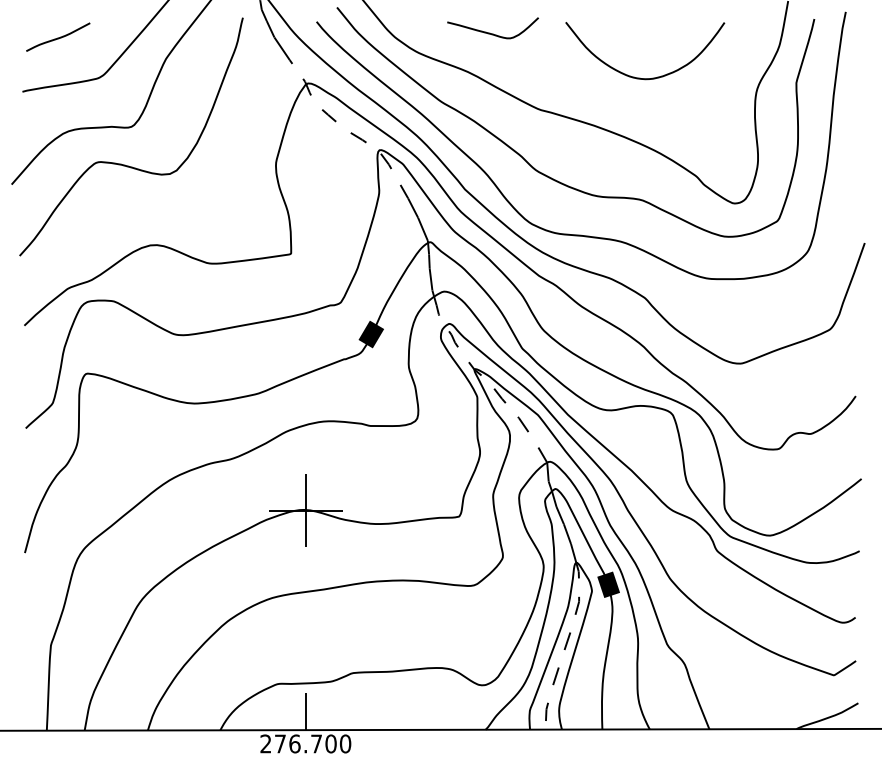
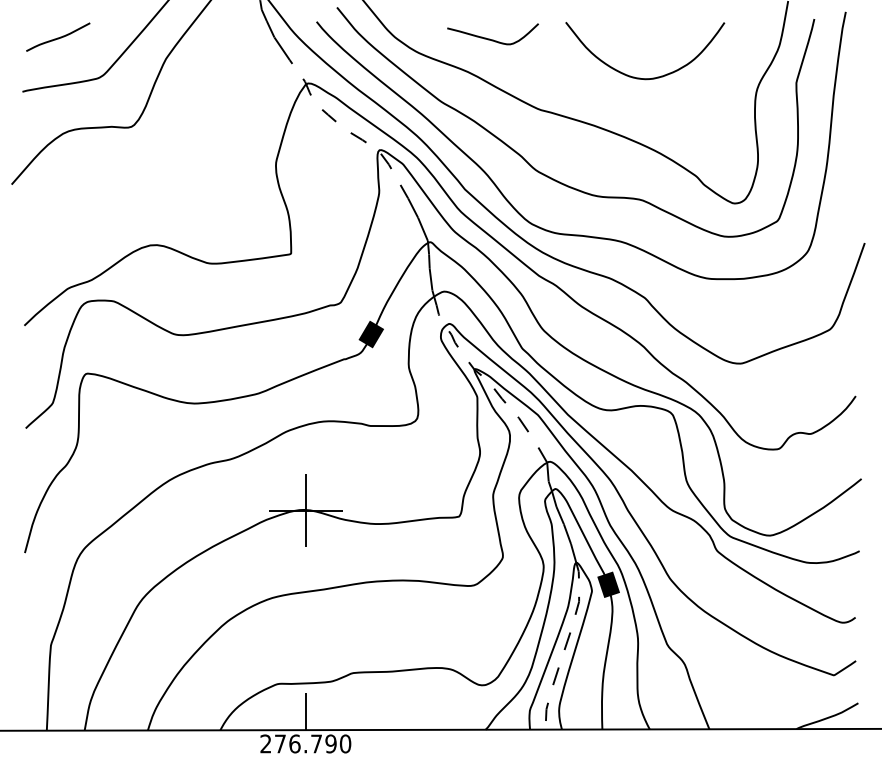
curve position: (489, 32) -> (489, 38) (489, 38)
curve: present -> none (125, 164)
text: 276.700 -> 276.790 (330, 743)
